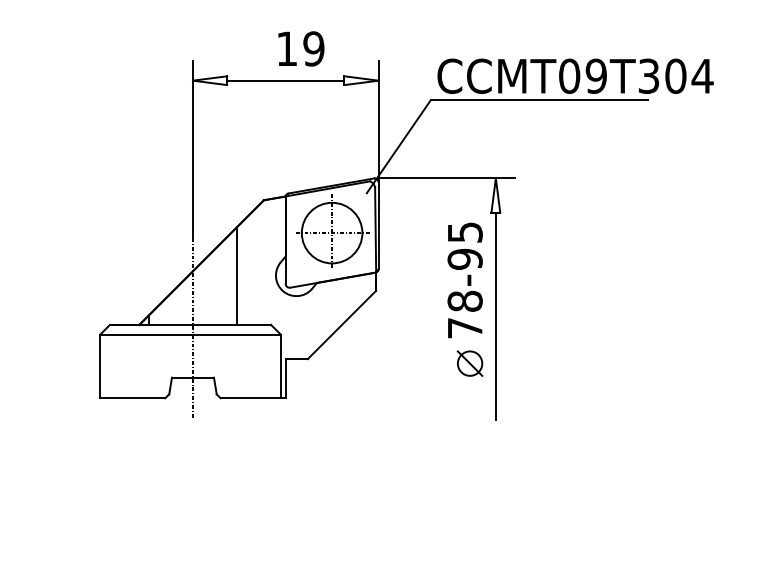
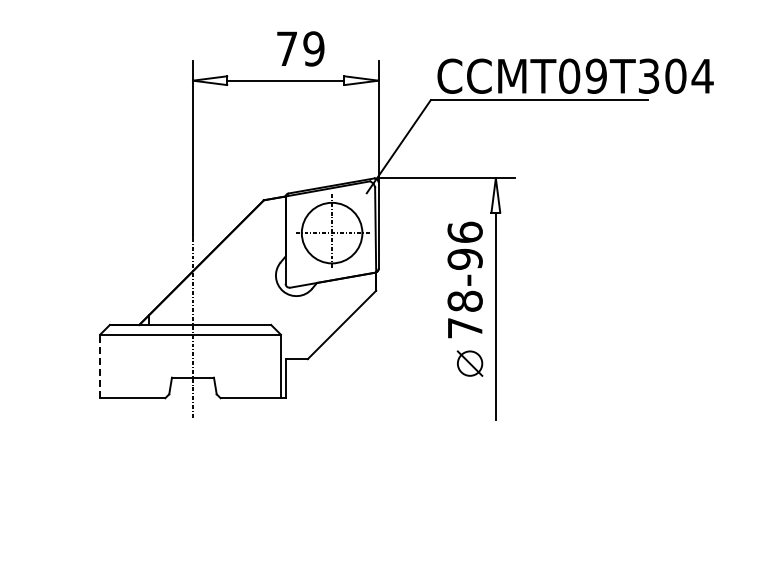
text: 19 -> 79 (286, 48)
text: 78-95 -> 78-96 (464, 231)
line: present -> none (236, 275)
line: solid -> dashed (100, 366)
